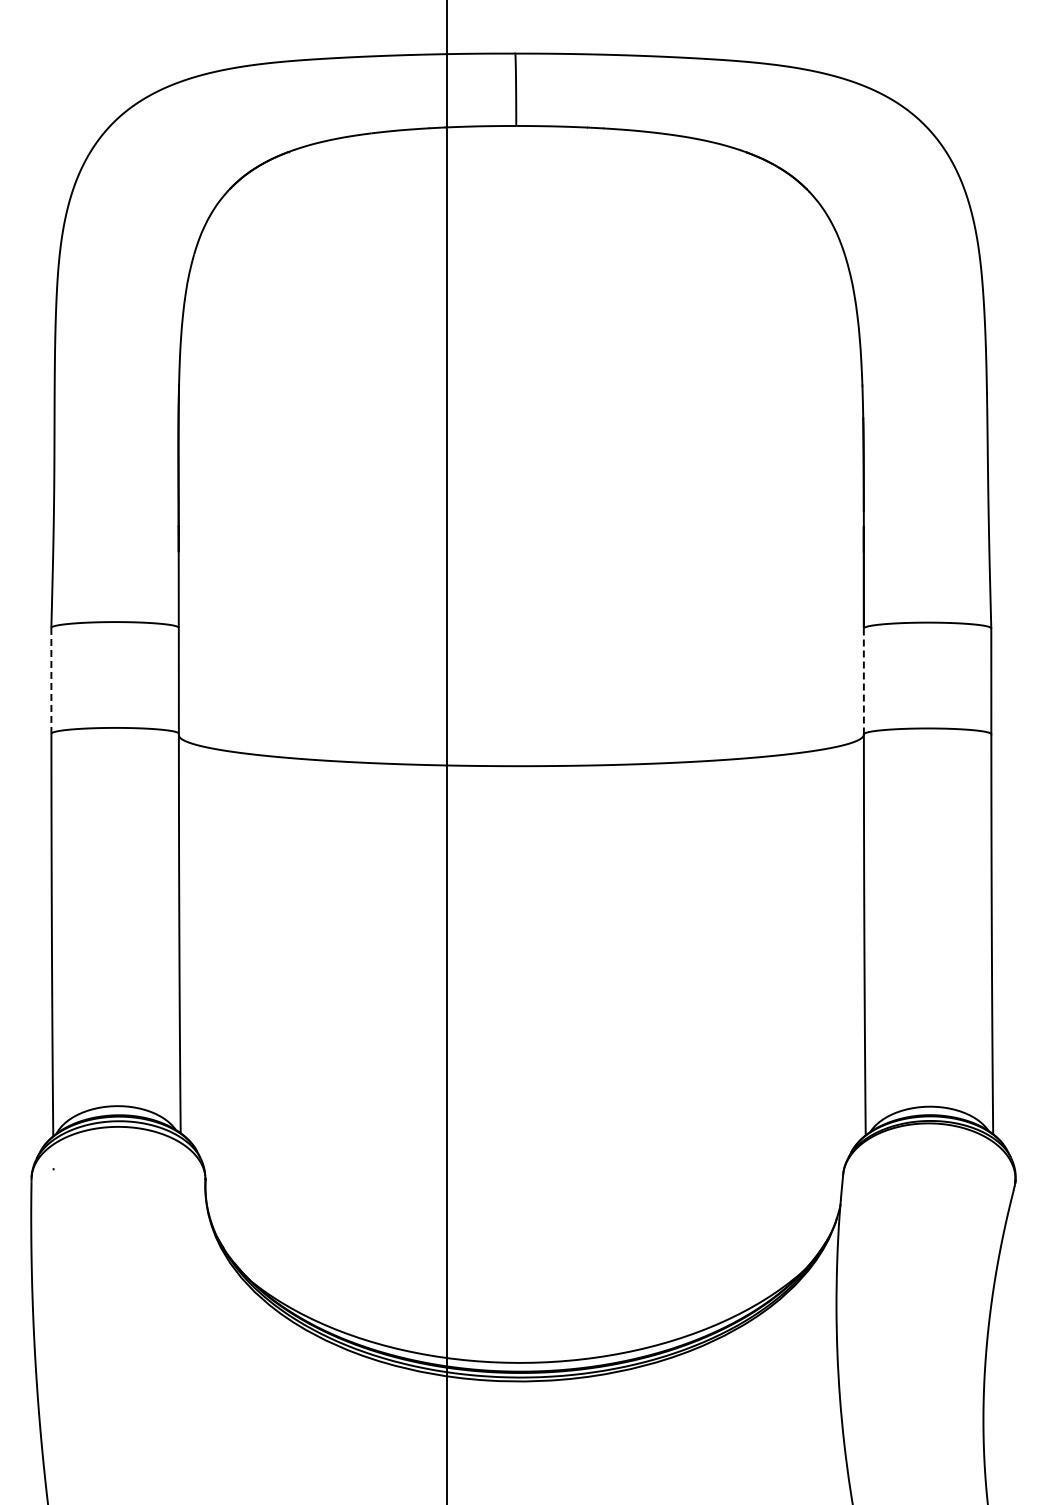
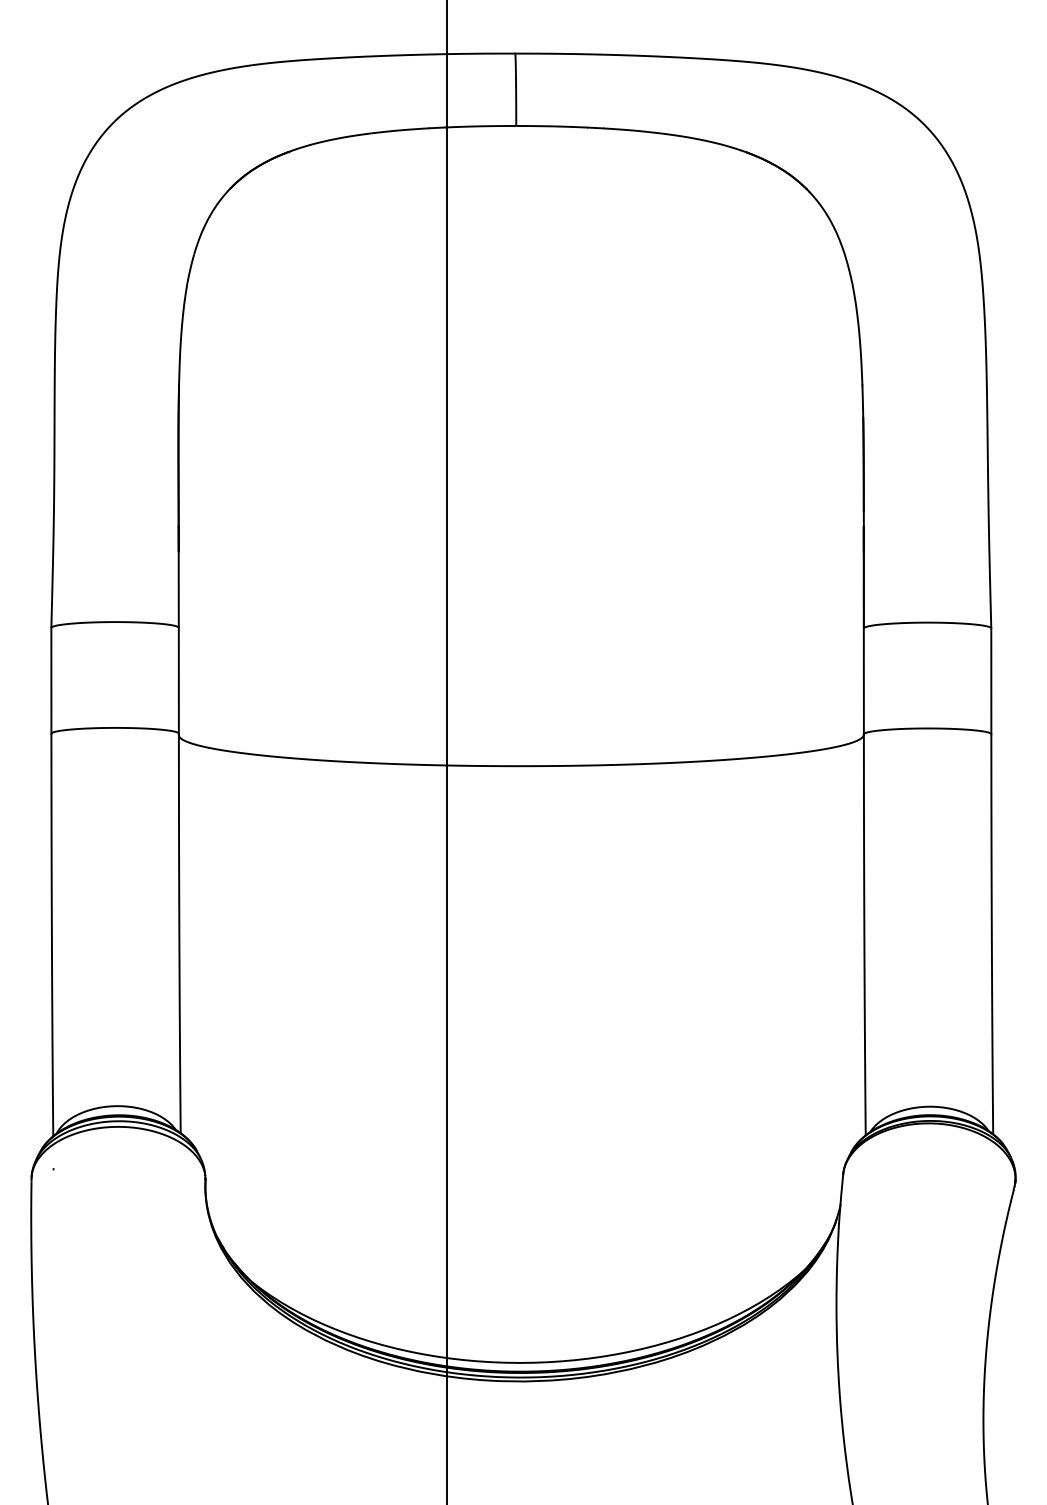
line: dashed -> solid (51, 680)
line: dashed -> solid (863, 681)
